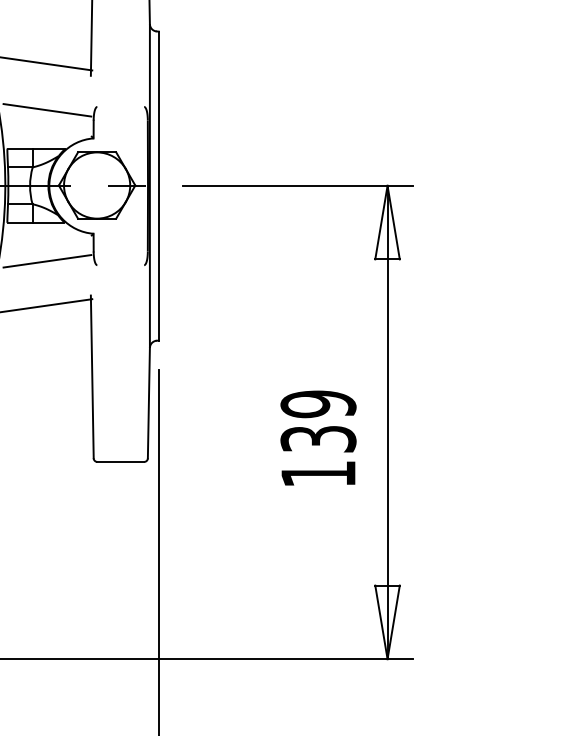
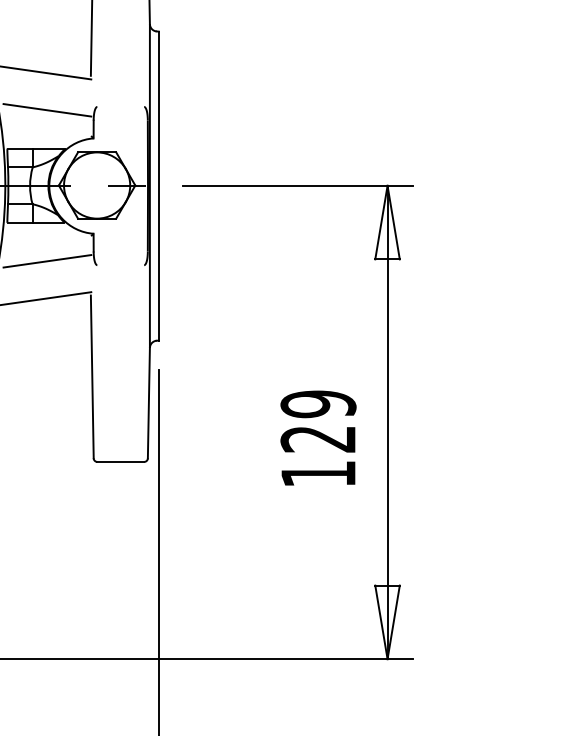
line position: (47, 63) -> (46, 72) (46, 72)
line position: (47, 305) -> (46, 298) (46, 298)
text: 139 -> 129 (318, 439)
